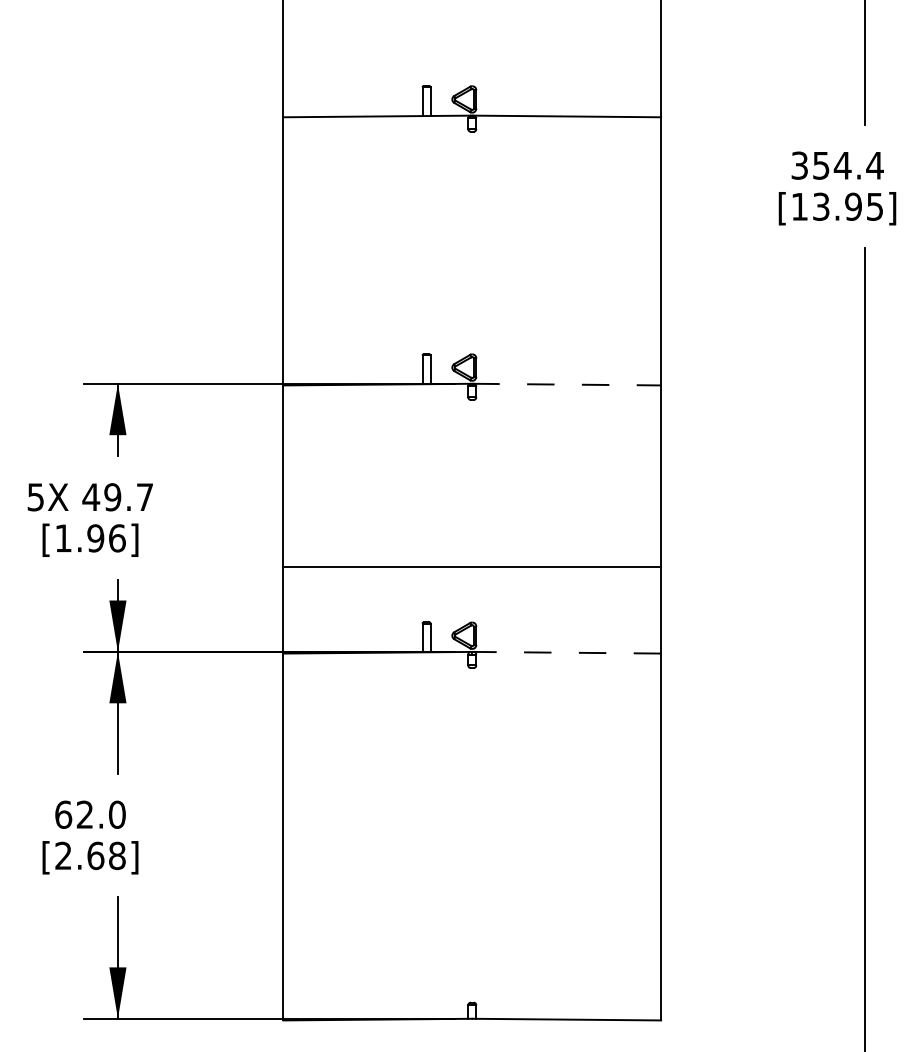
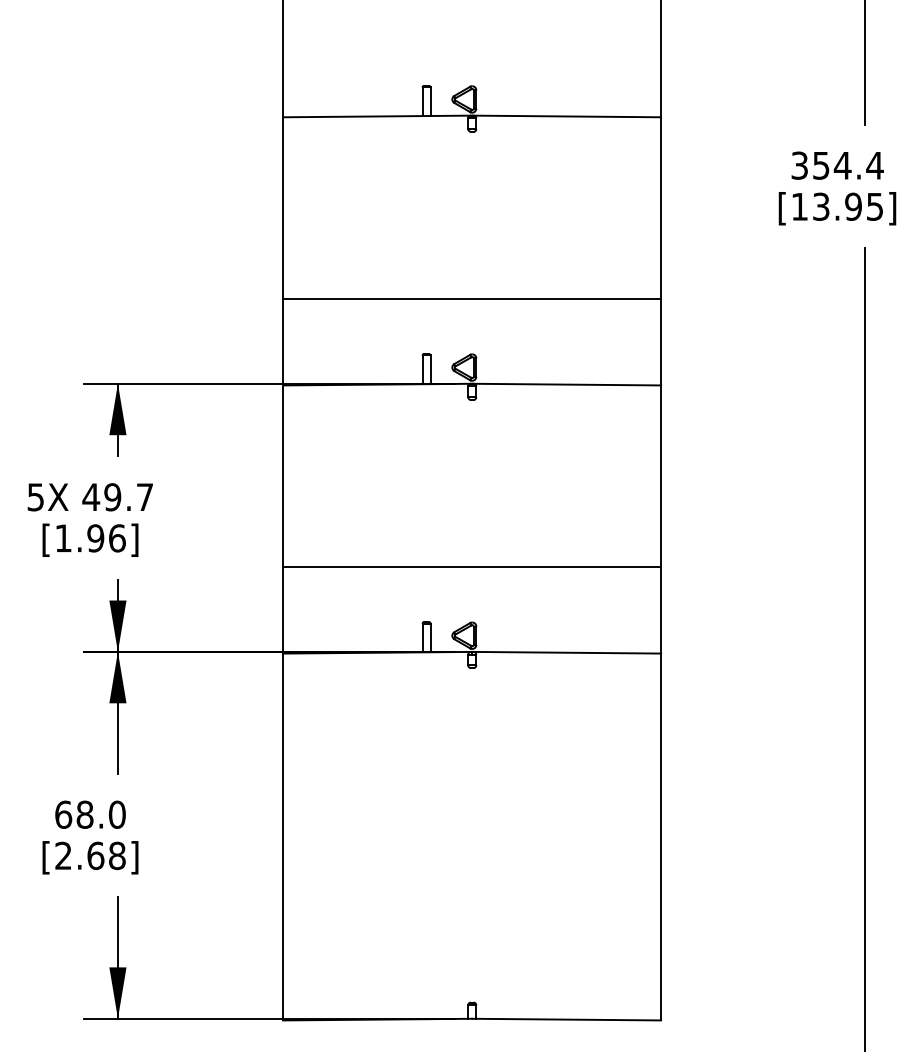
line: none -> present (472, 299)
line: dashed -> solid (567, 384)
line: dashed -> solid (566, 652)
text: 62.0 -> 68.0 (84, 814)
